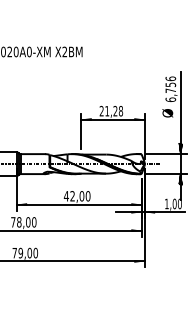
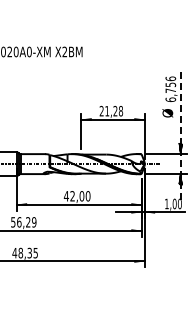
line: solid -> dashed (180, 136)
text: 78,00 -> 56,29 (23, 222)
text: 79,00 -> 48,35 (25, 252)
